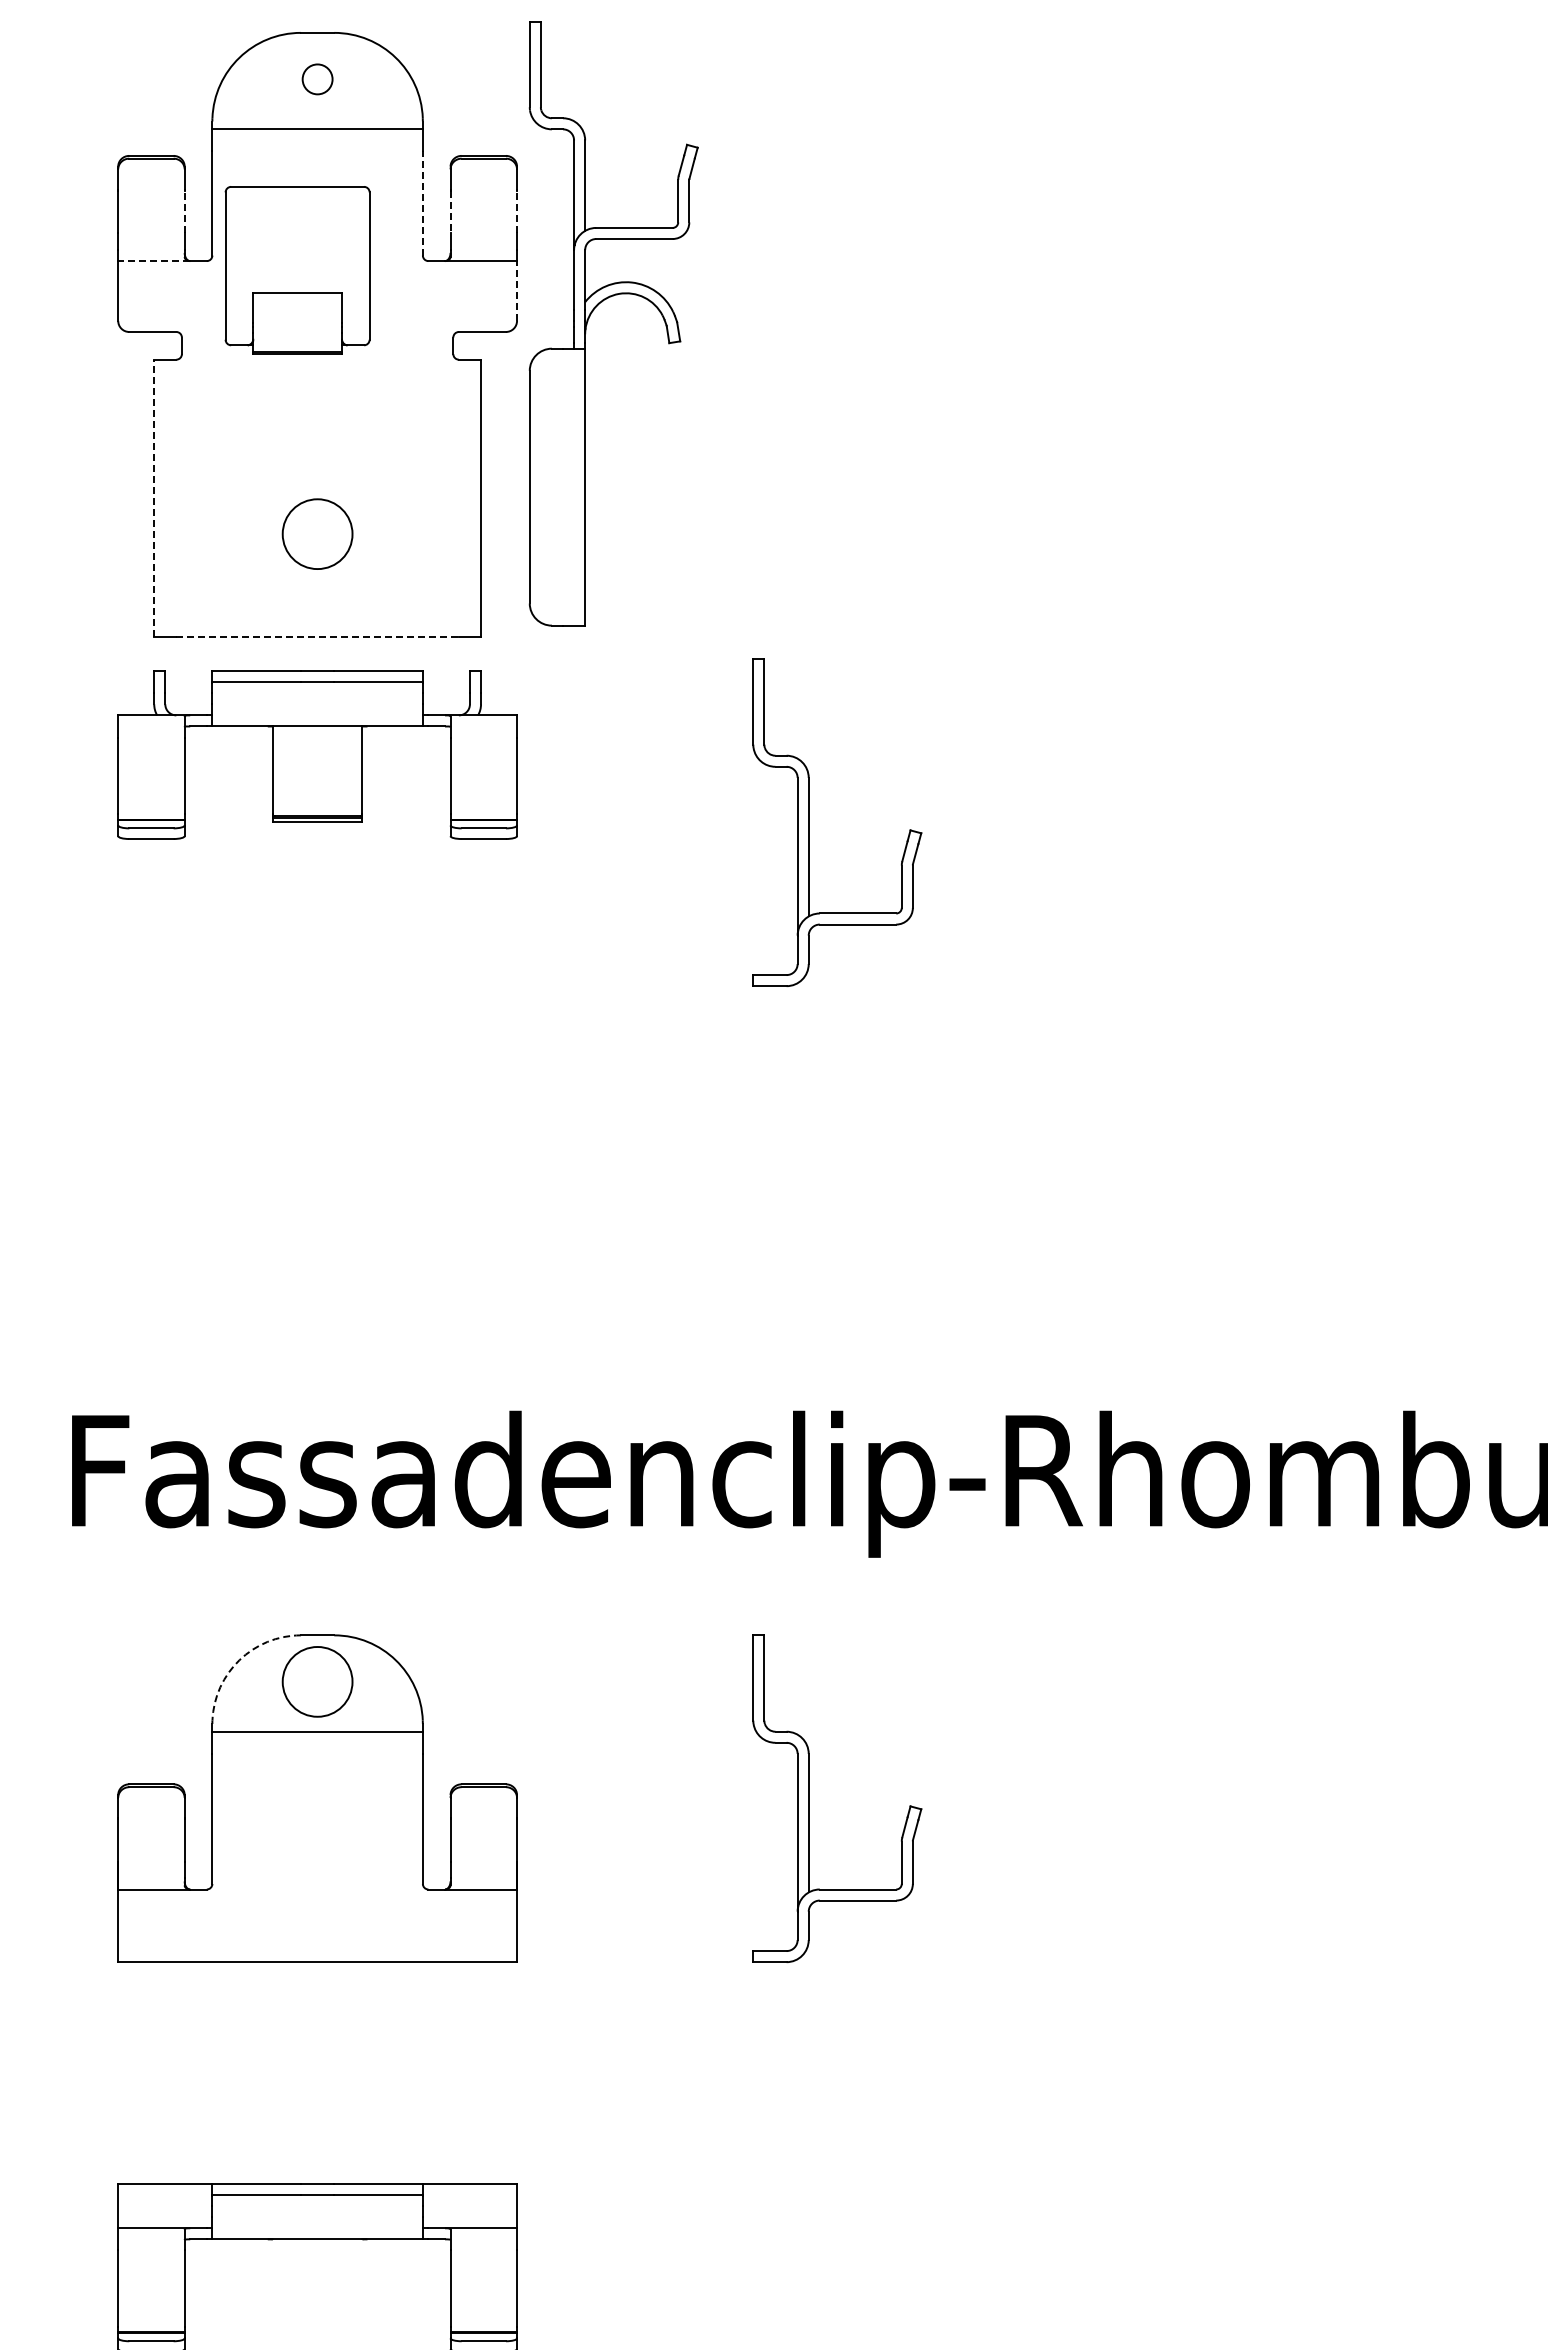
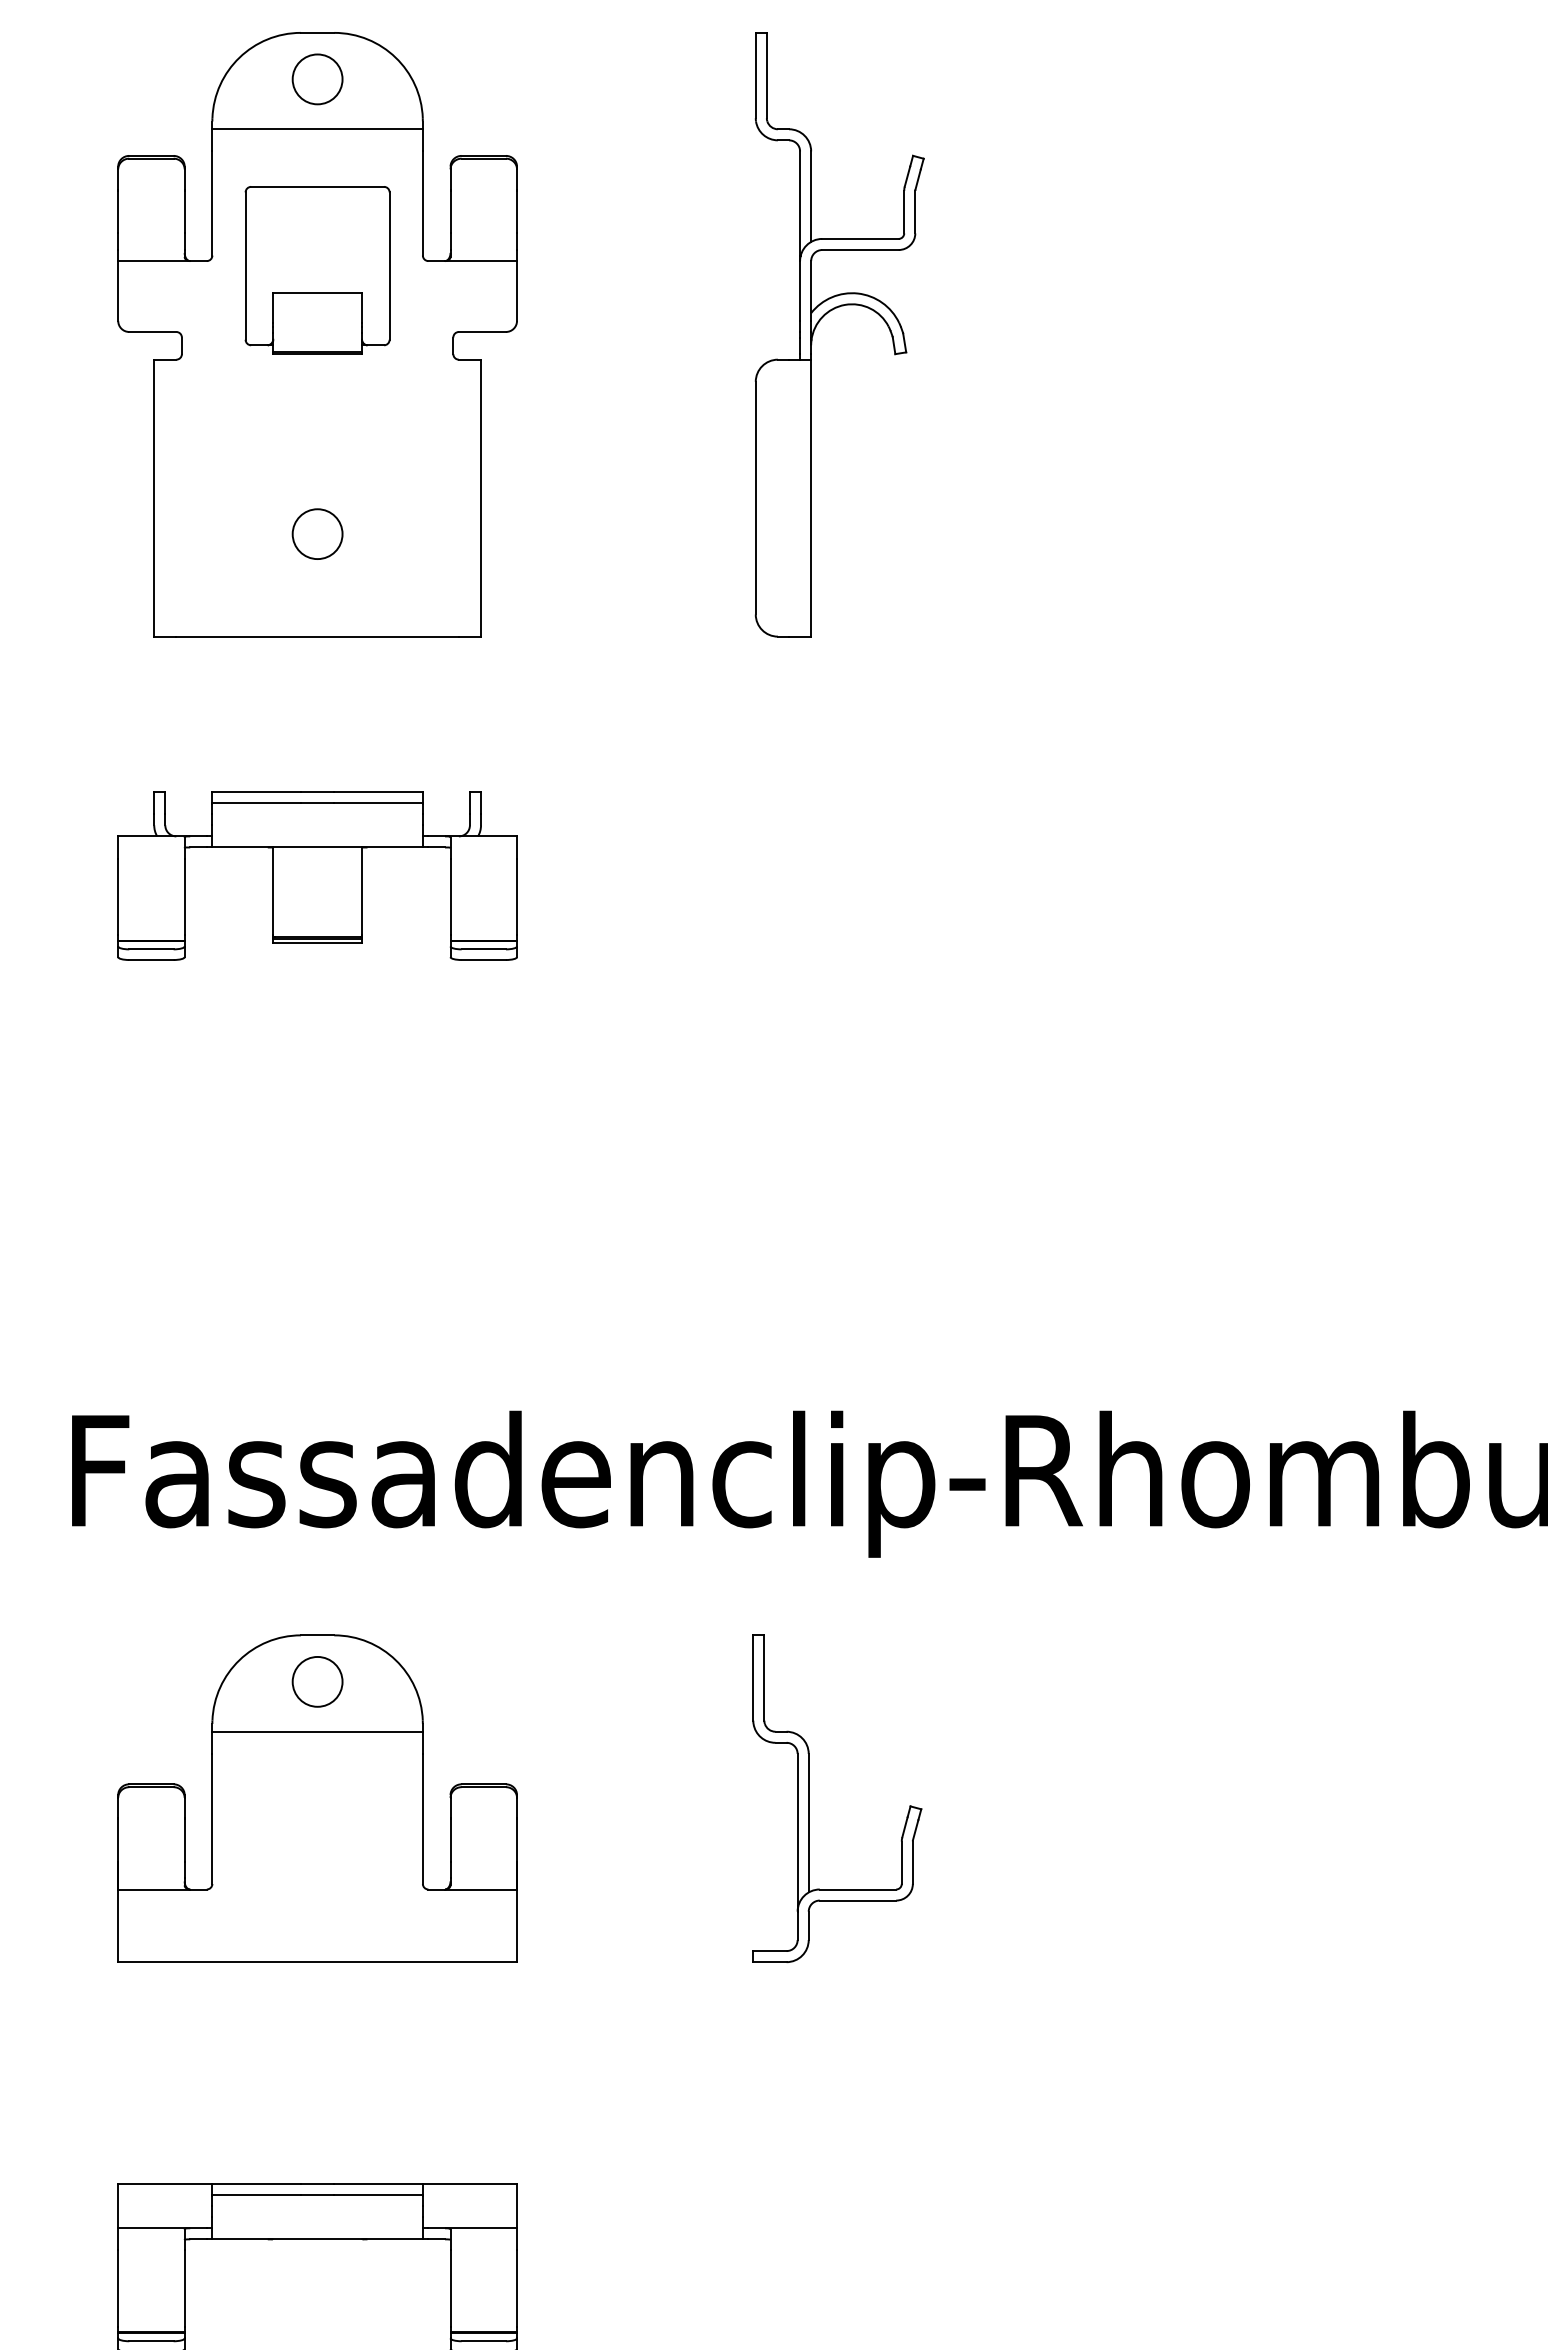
circle diameter: 30 px -> 50 px (317, 79)
line: dashed -> solid (422, 203)
line: dashed -> solid (184, 211)
line: dashed -> solid (517, 211)
line: dashed -> solid (450, 212)
line: dashed -> solid (153, 261)
part position: (297, 270) -> (317, 270) (317, 270)
line: dashed -> solid (517, 291)
part position: (593, 311) -> (819, 322) (819, 322)
line: dashed -> solid (154, 497)
circle diameter: 70 px -> 50 px (317, 534)
line: dashed -> solid (318, 636)
part position: (317, 754) -> (317, 875) (317, 875)
part: present -> none (809, 822)
arc: dashed -> solid (239, 1660)
circle diameter: 70 px -> 50 px (317, 1681)
